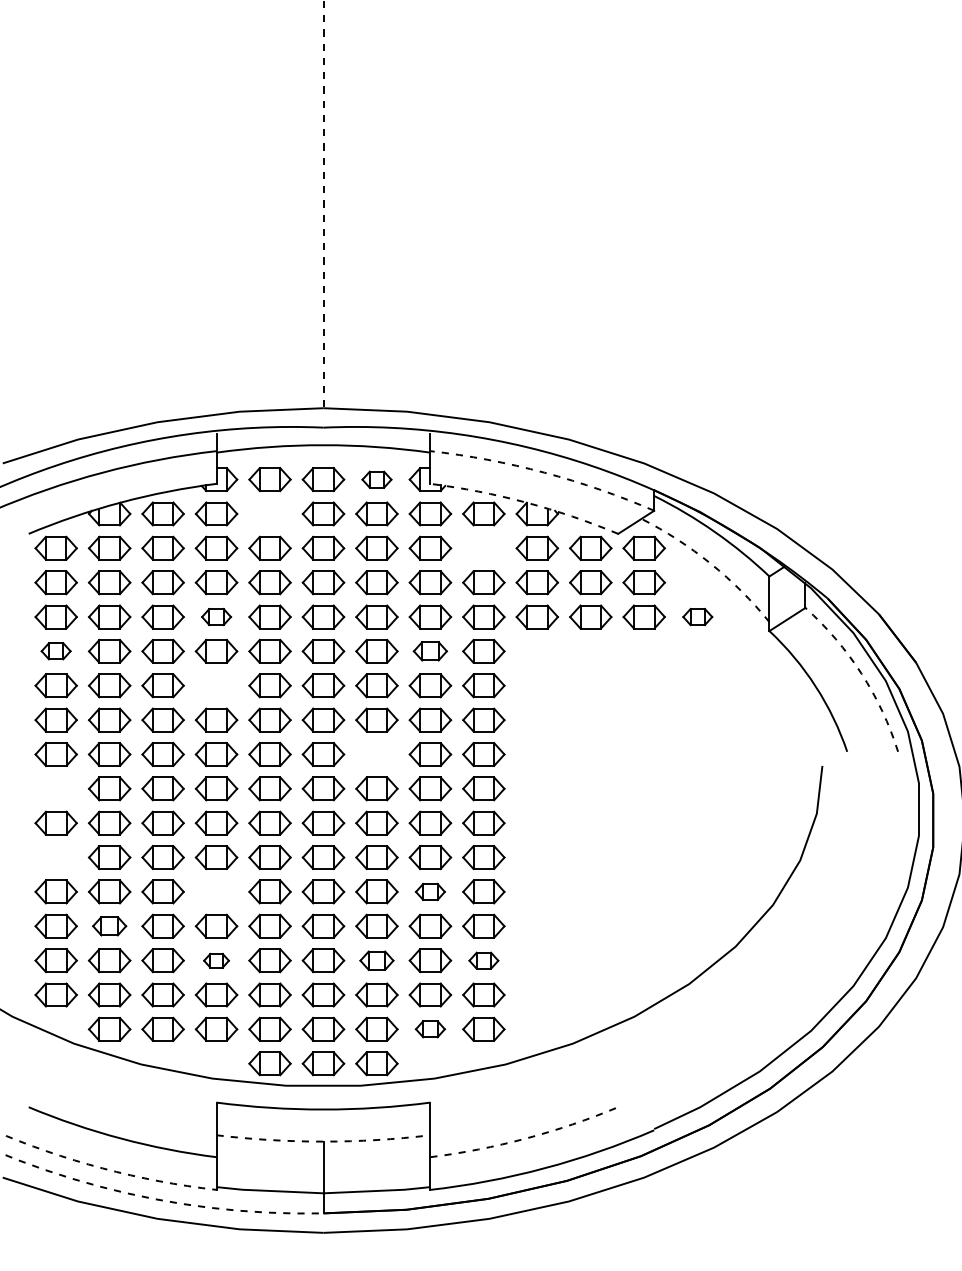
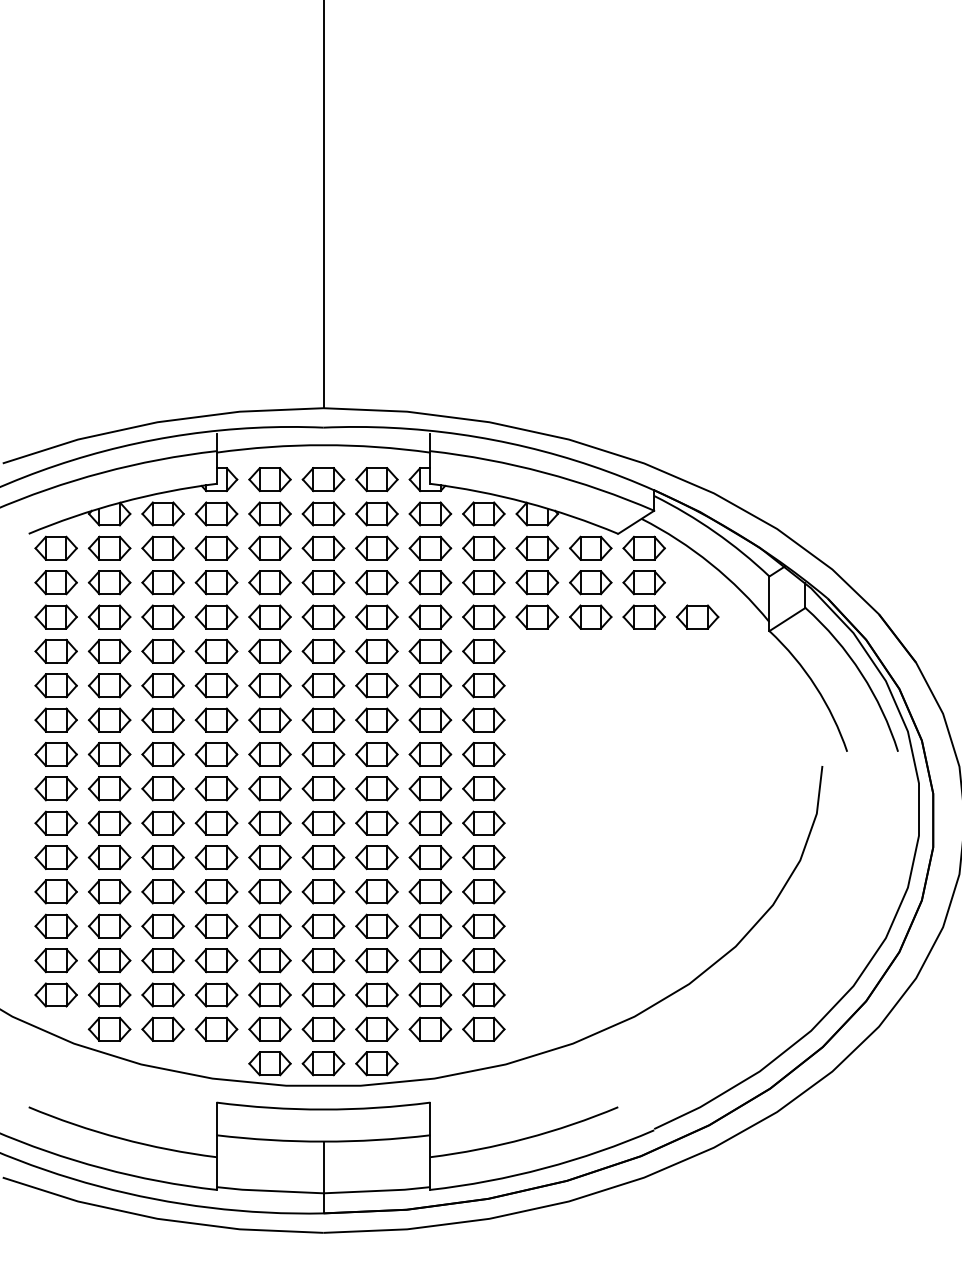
line: dashed -> solid (323, 204)
arc: dashed -> solid (544, 472)
part size: 32x19 px -> 44x26 px (376, 479)
arc: dashed -> solid (526, 502)
part: none -> present (269, 513)
part: none -> present (483, 547)
arc: dashed -> solid (710, 563)
part size: 32x20 px -> 45x26 px (216, 616)
part size: 32x20 px -> 44x26 px (697, 616)
part size: 32x19 px -> 44x26 px (55, 650)
part size: 37x21 px -> 45x26 px (430, 650)
arc: dashed -> solid (861, 673)
part: none -> present (216, 685)
part: none -> present (376, 754)
part: none -> present (55, 788)
part: none -> present (55, 857)
part: none -> present (216, 891)
part size: 32x19 px -> 45x26 px (430, 891)
part size: 36x21 px -> 45x26 px (109, 925)
part size: 28x17 px -> 45x26 px (216, 960)
part size: 36x21 px -> 44x26 px (376, 960)
part size: 32x19 px -> 44x26 px (483, 960)
part size: 32x19 px -> 45x26 px (430, 1028)
arc: dashed -> solid (526, 1138)
arc: dashed -> solid (323, 1141)
arc: dashed -> solid (106, 1169)
arc: dashed -> solid (157, 1199)
